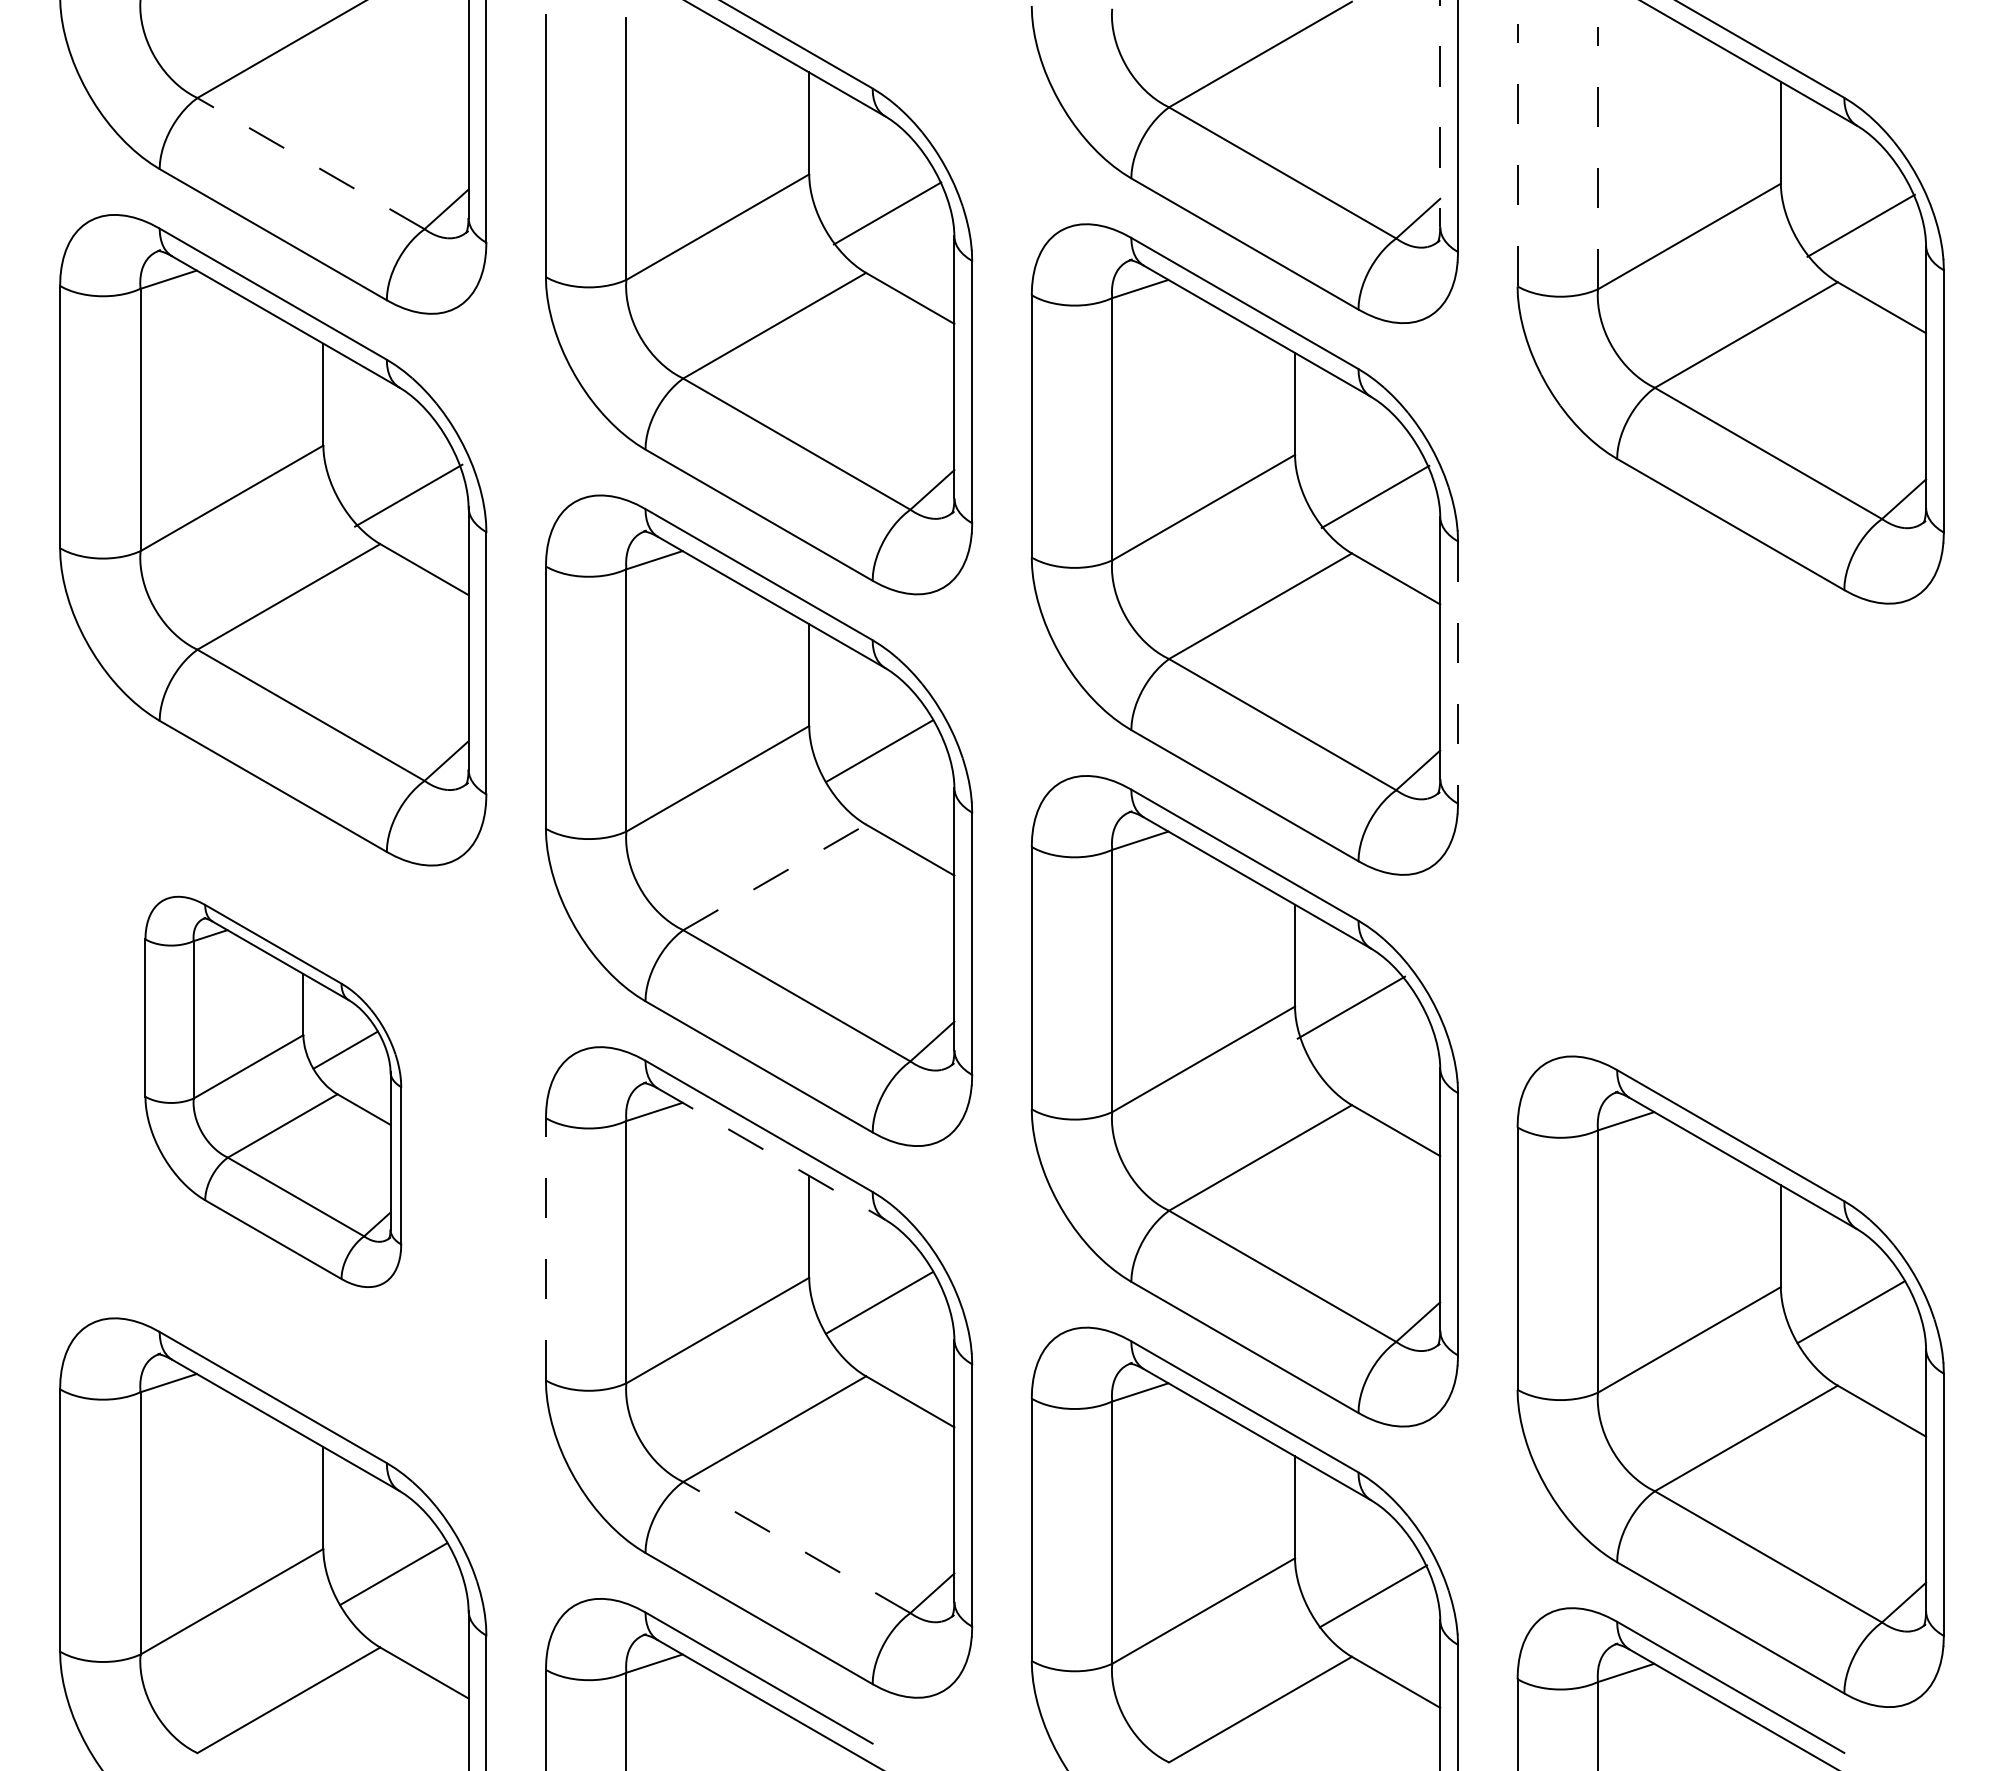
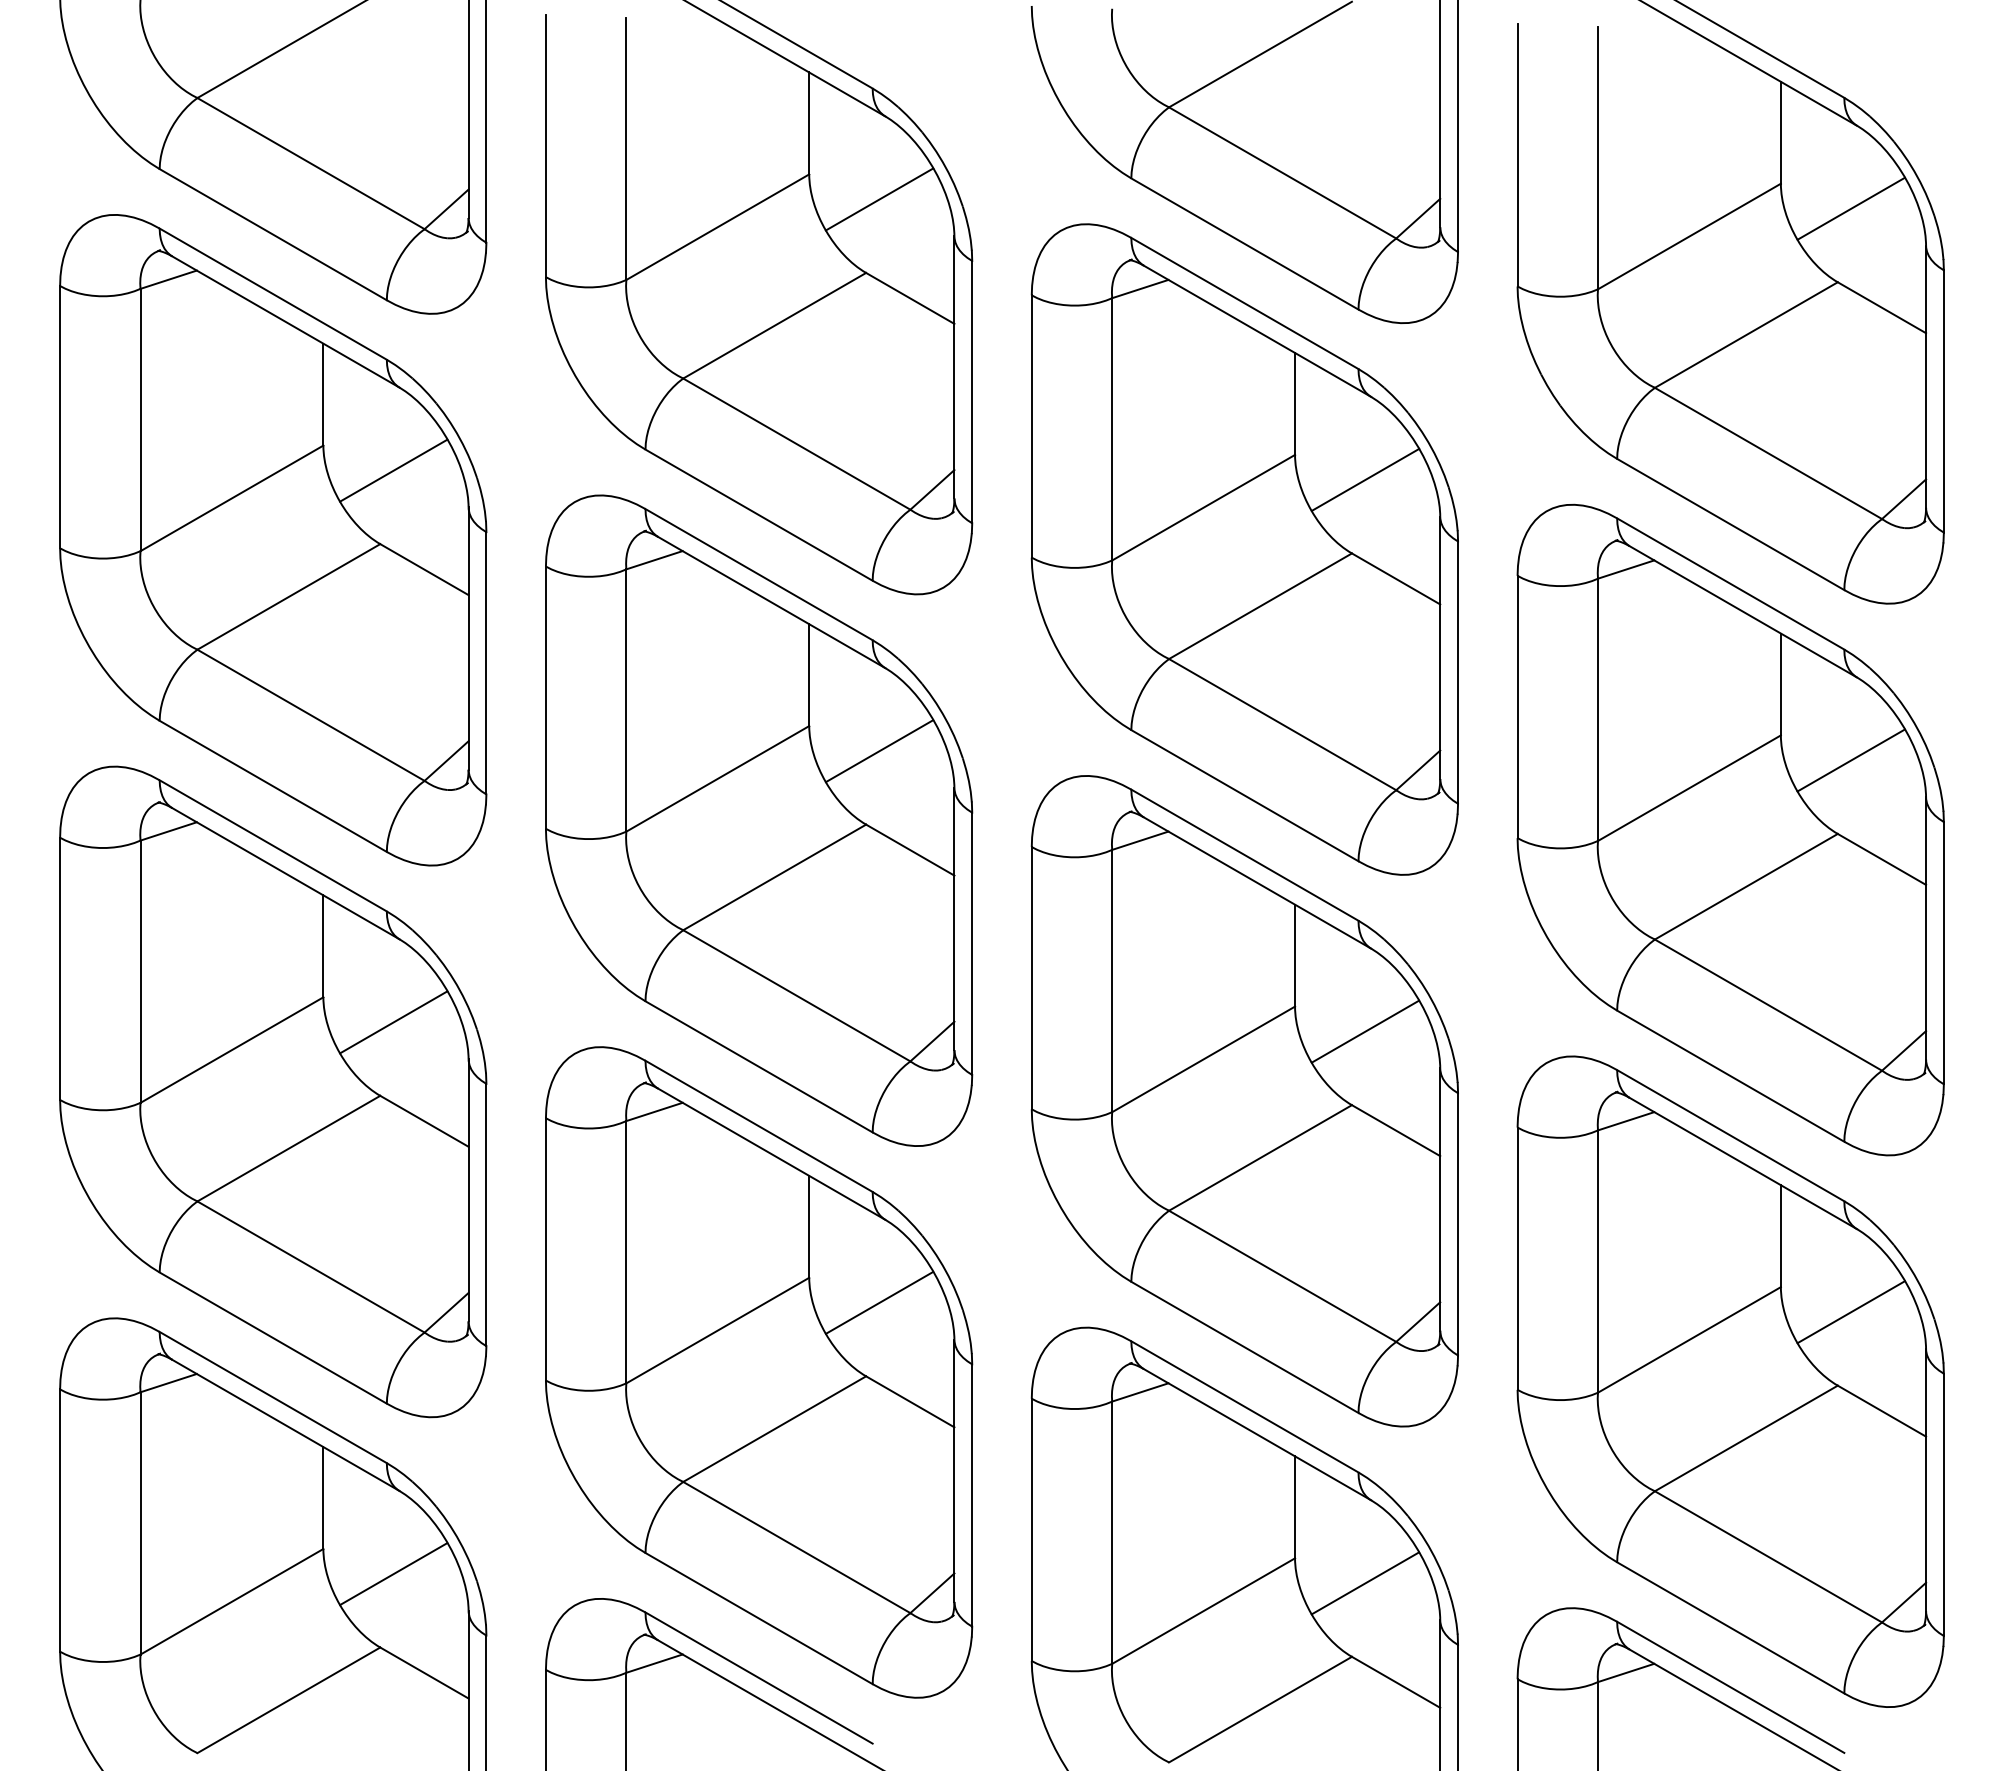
line: dashed -> solid (1440, 114)
line: dashed -> solid (1517, 154)
line: dashed -> solid (1597, 157)
line: dashed -> solid (310, 163)
line position: (887, 213) -> (879, 199) (879, 199)
line position: (1860, 225) -> (1850, 208) (1850, 208)
line position: (408, 495) -> (393, 470) (393, 470)
line position: (1375, 496) -> (1365, 479) (1365, 479)
line: dashed -> solid (1458, 673)
part: none -> present (1730, 829)
line: dashed -> solid (774, 877)
line position: (1351, 1007) -> (1365, 1031) (1365, 1031)
part size: 259x393 px -> 429x654 px (273, 1091)
line: dashed -> solid (772, 1154)
line: dashed -> solid (545, 1248)
line: dashed -> solid (796, 1547)
line position: (1373, 1596) -> (1365, 1583) (1365, 1583)
